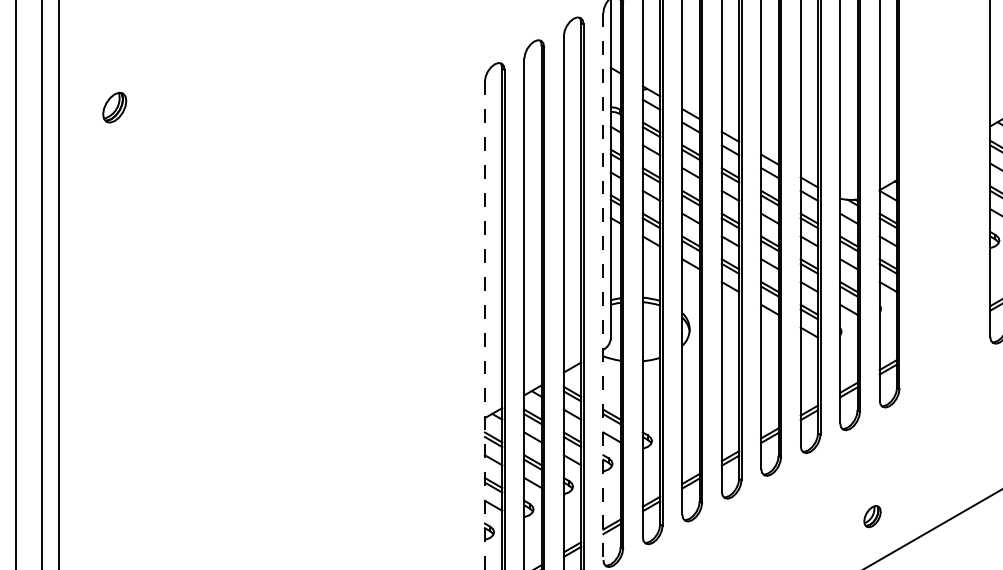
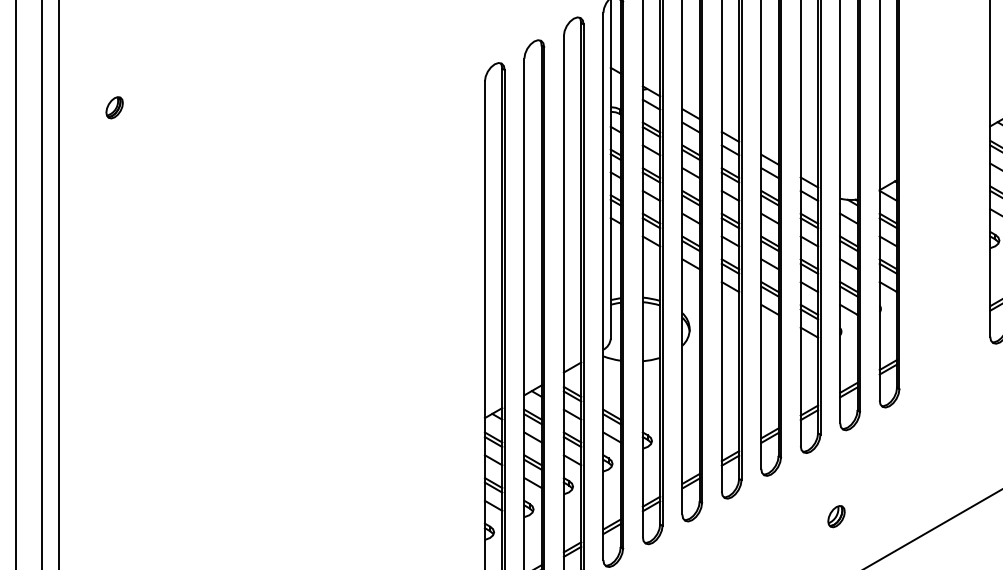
part size: 26x33 px -> 19x24 px (114, 107)
line: dashed -> solid (603, 286)
line: dashed -> solid (484, 325)
part position: (872, 516) -> (836, 516) (836, 516)
